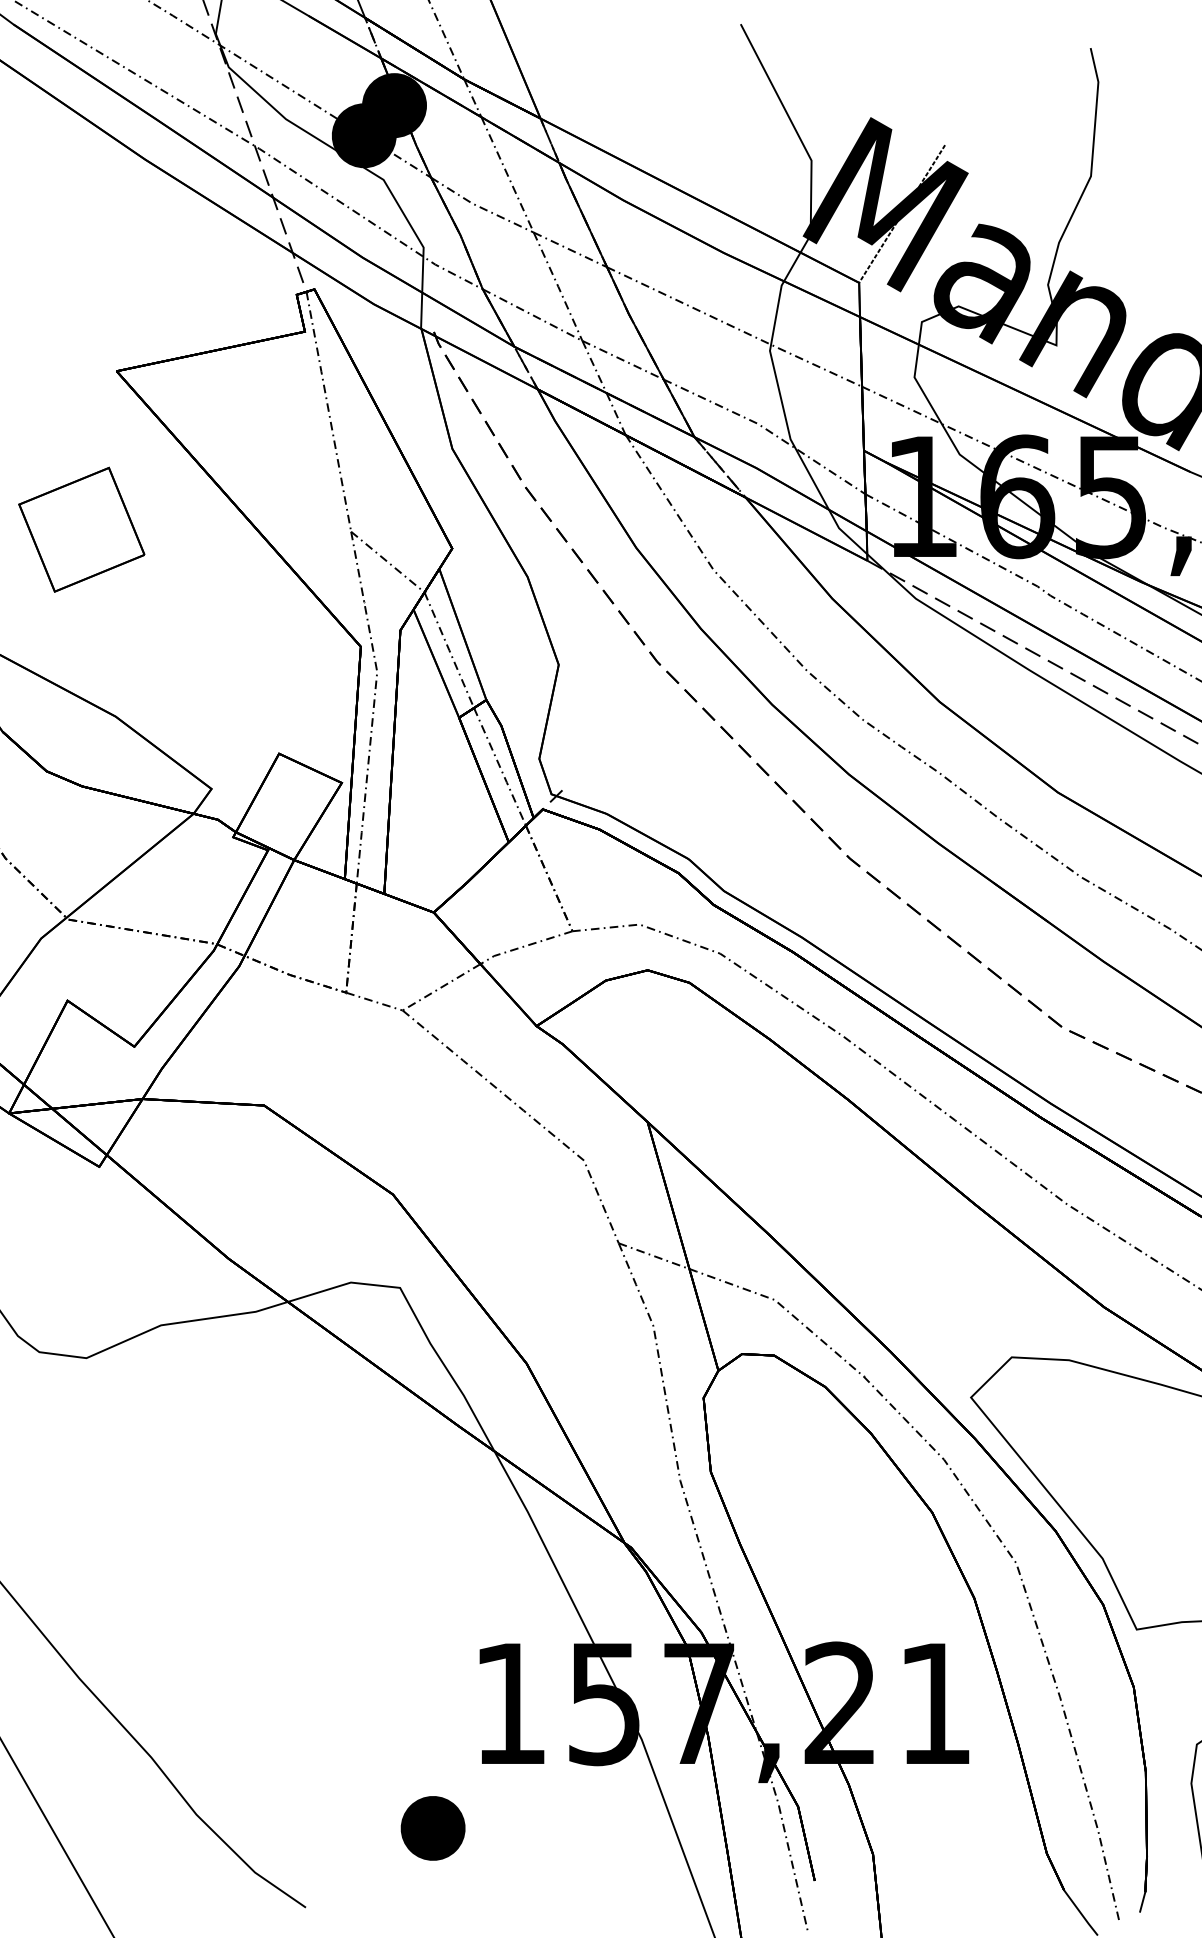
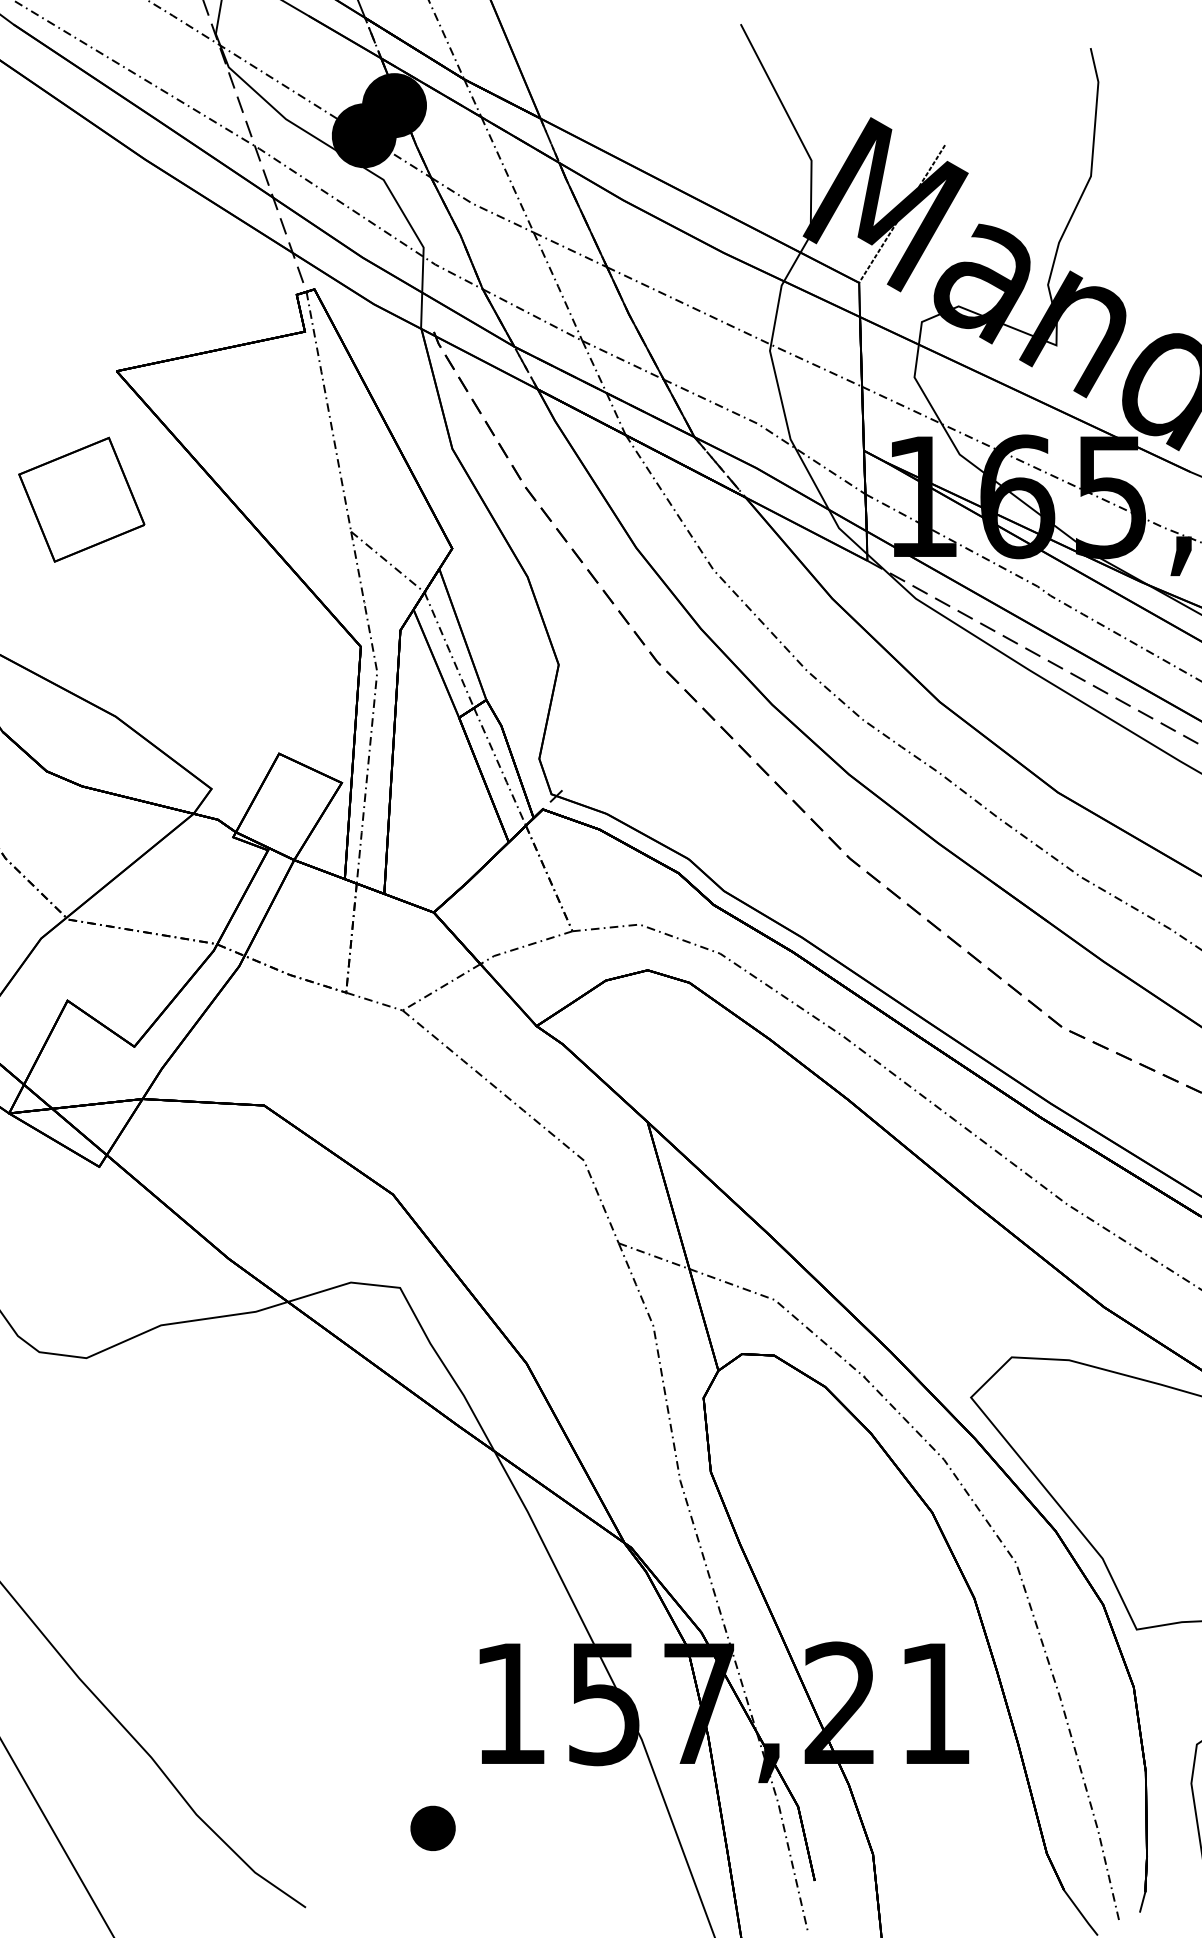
part position: (81, 529) -> (81, 499) (81, 499)
part size: 66x65 px -> 46x46 px (432, 1827)
